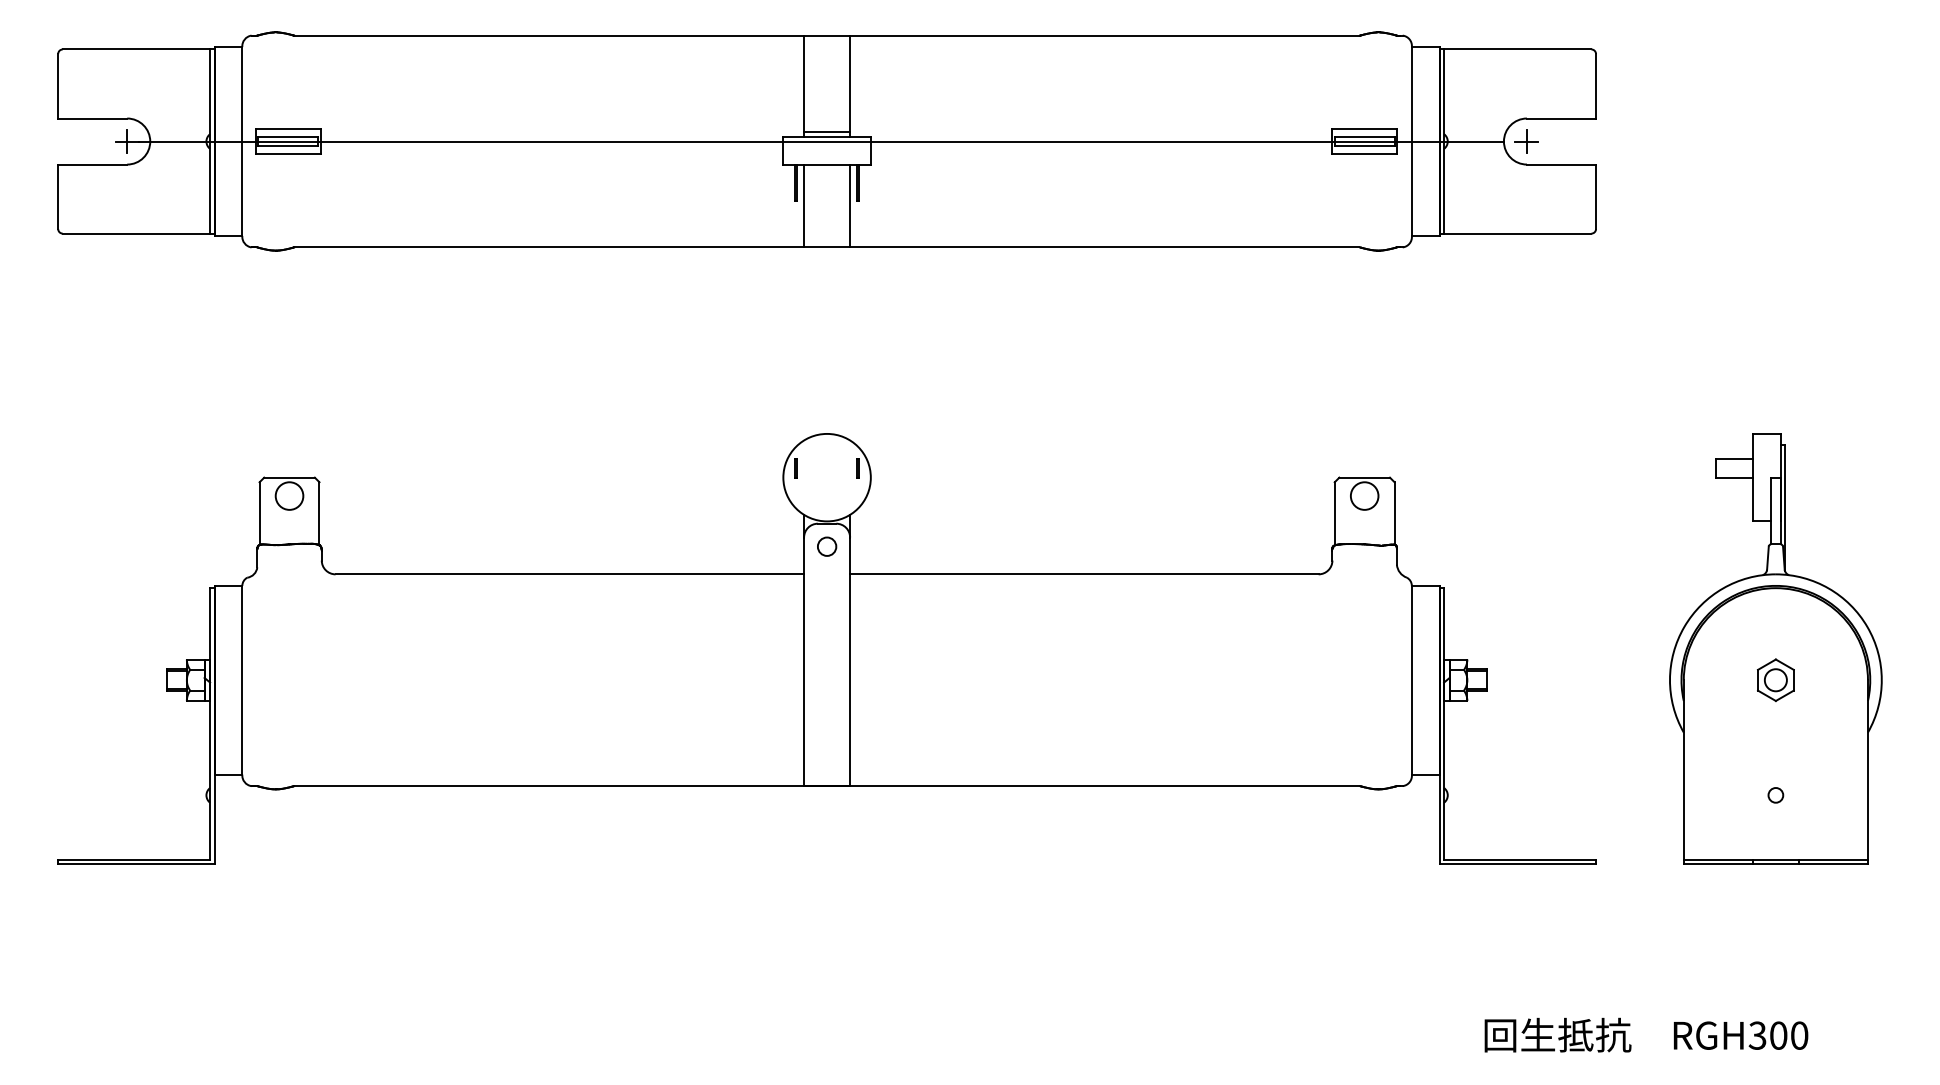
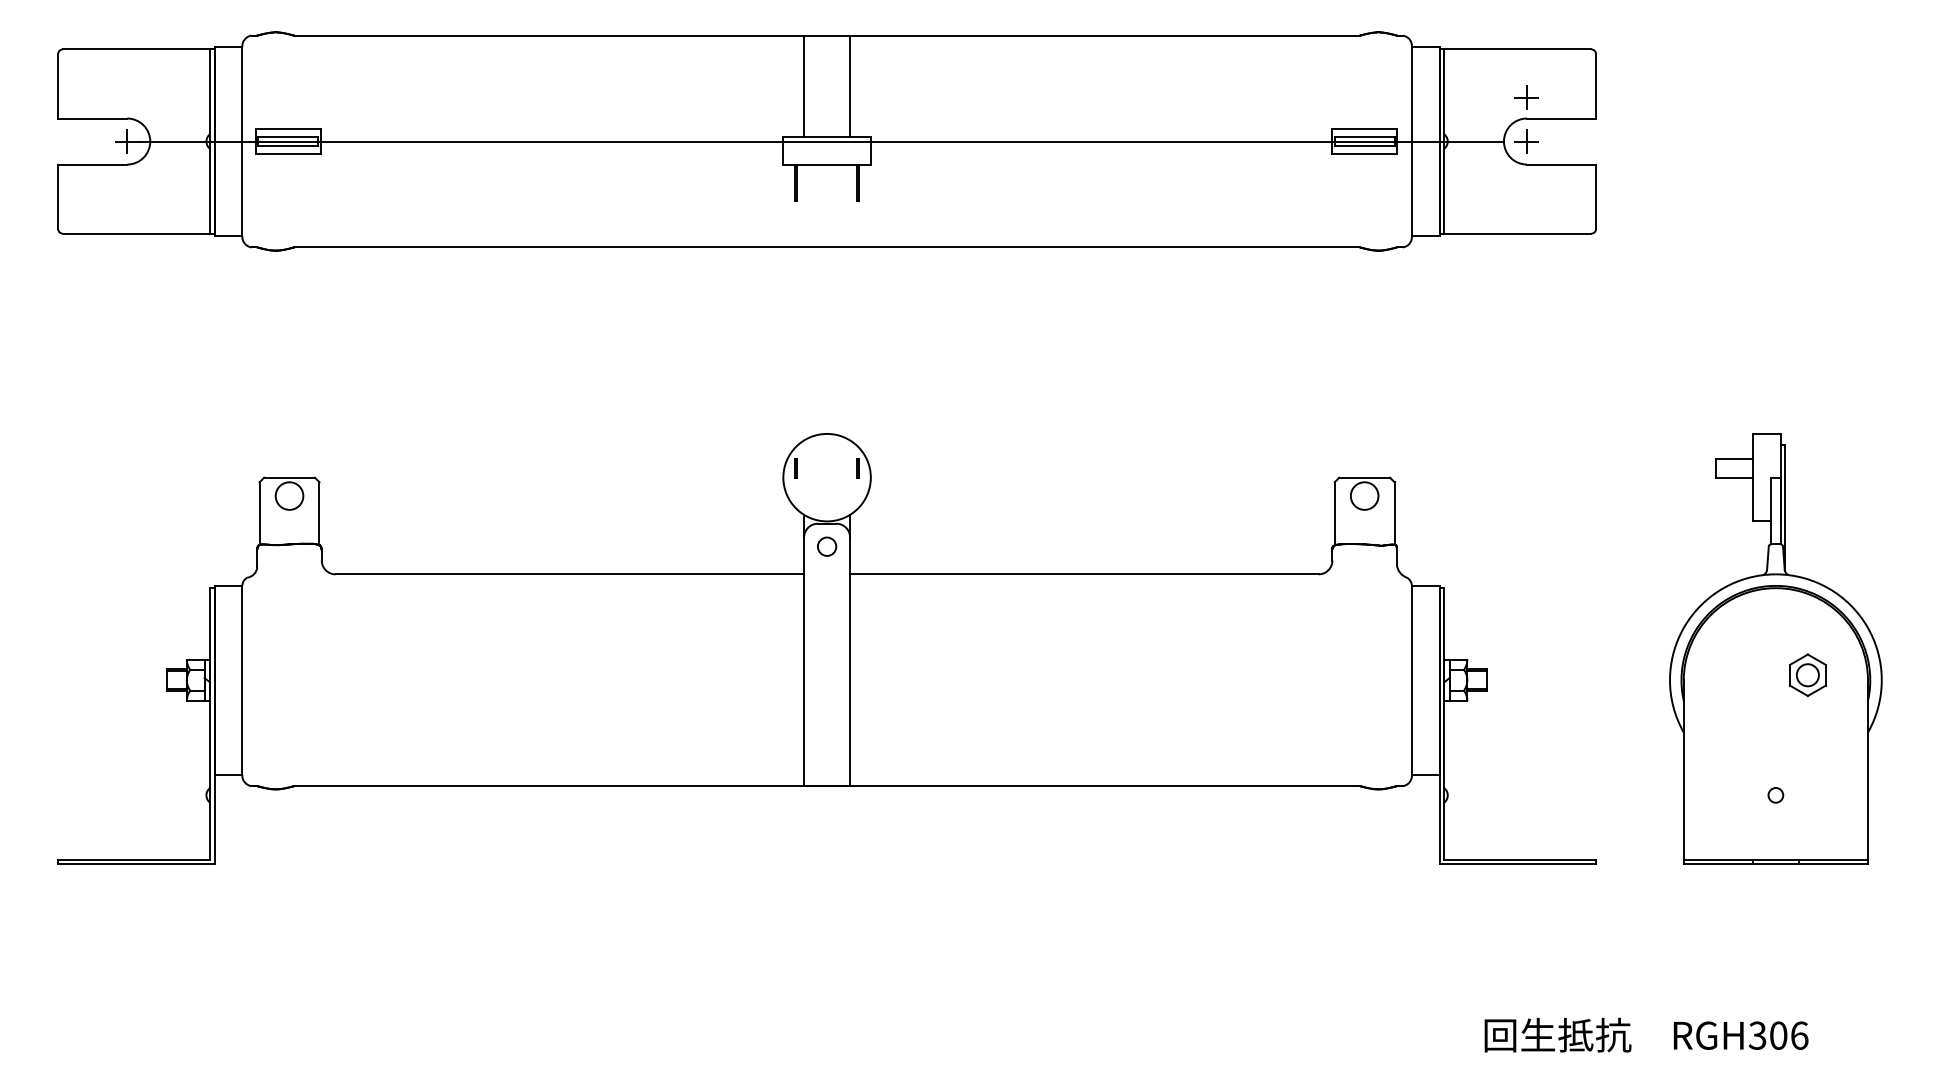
part: none -> present (1526, 97)
line: present -> none (827, 132)
line: present -> none (804, 205)
line: present -> none (850, 205)
part position: (1775, 680) -> (1807, 675) (1807, 675)
text: RGH300 -> RGH306 (1799, 1035)
